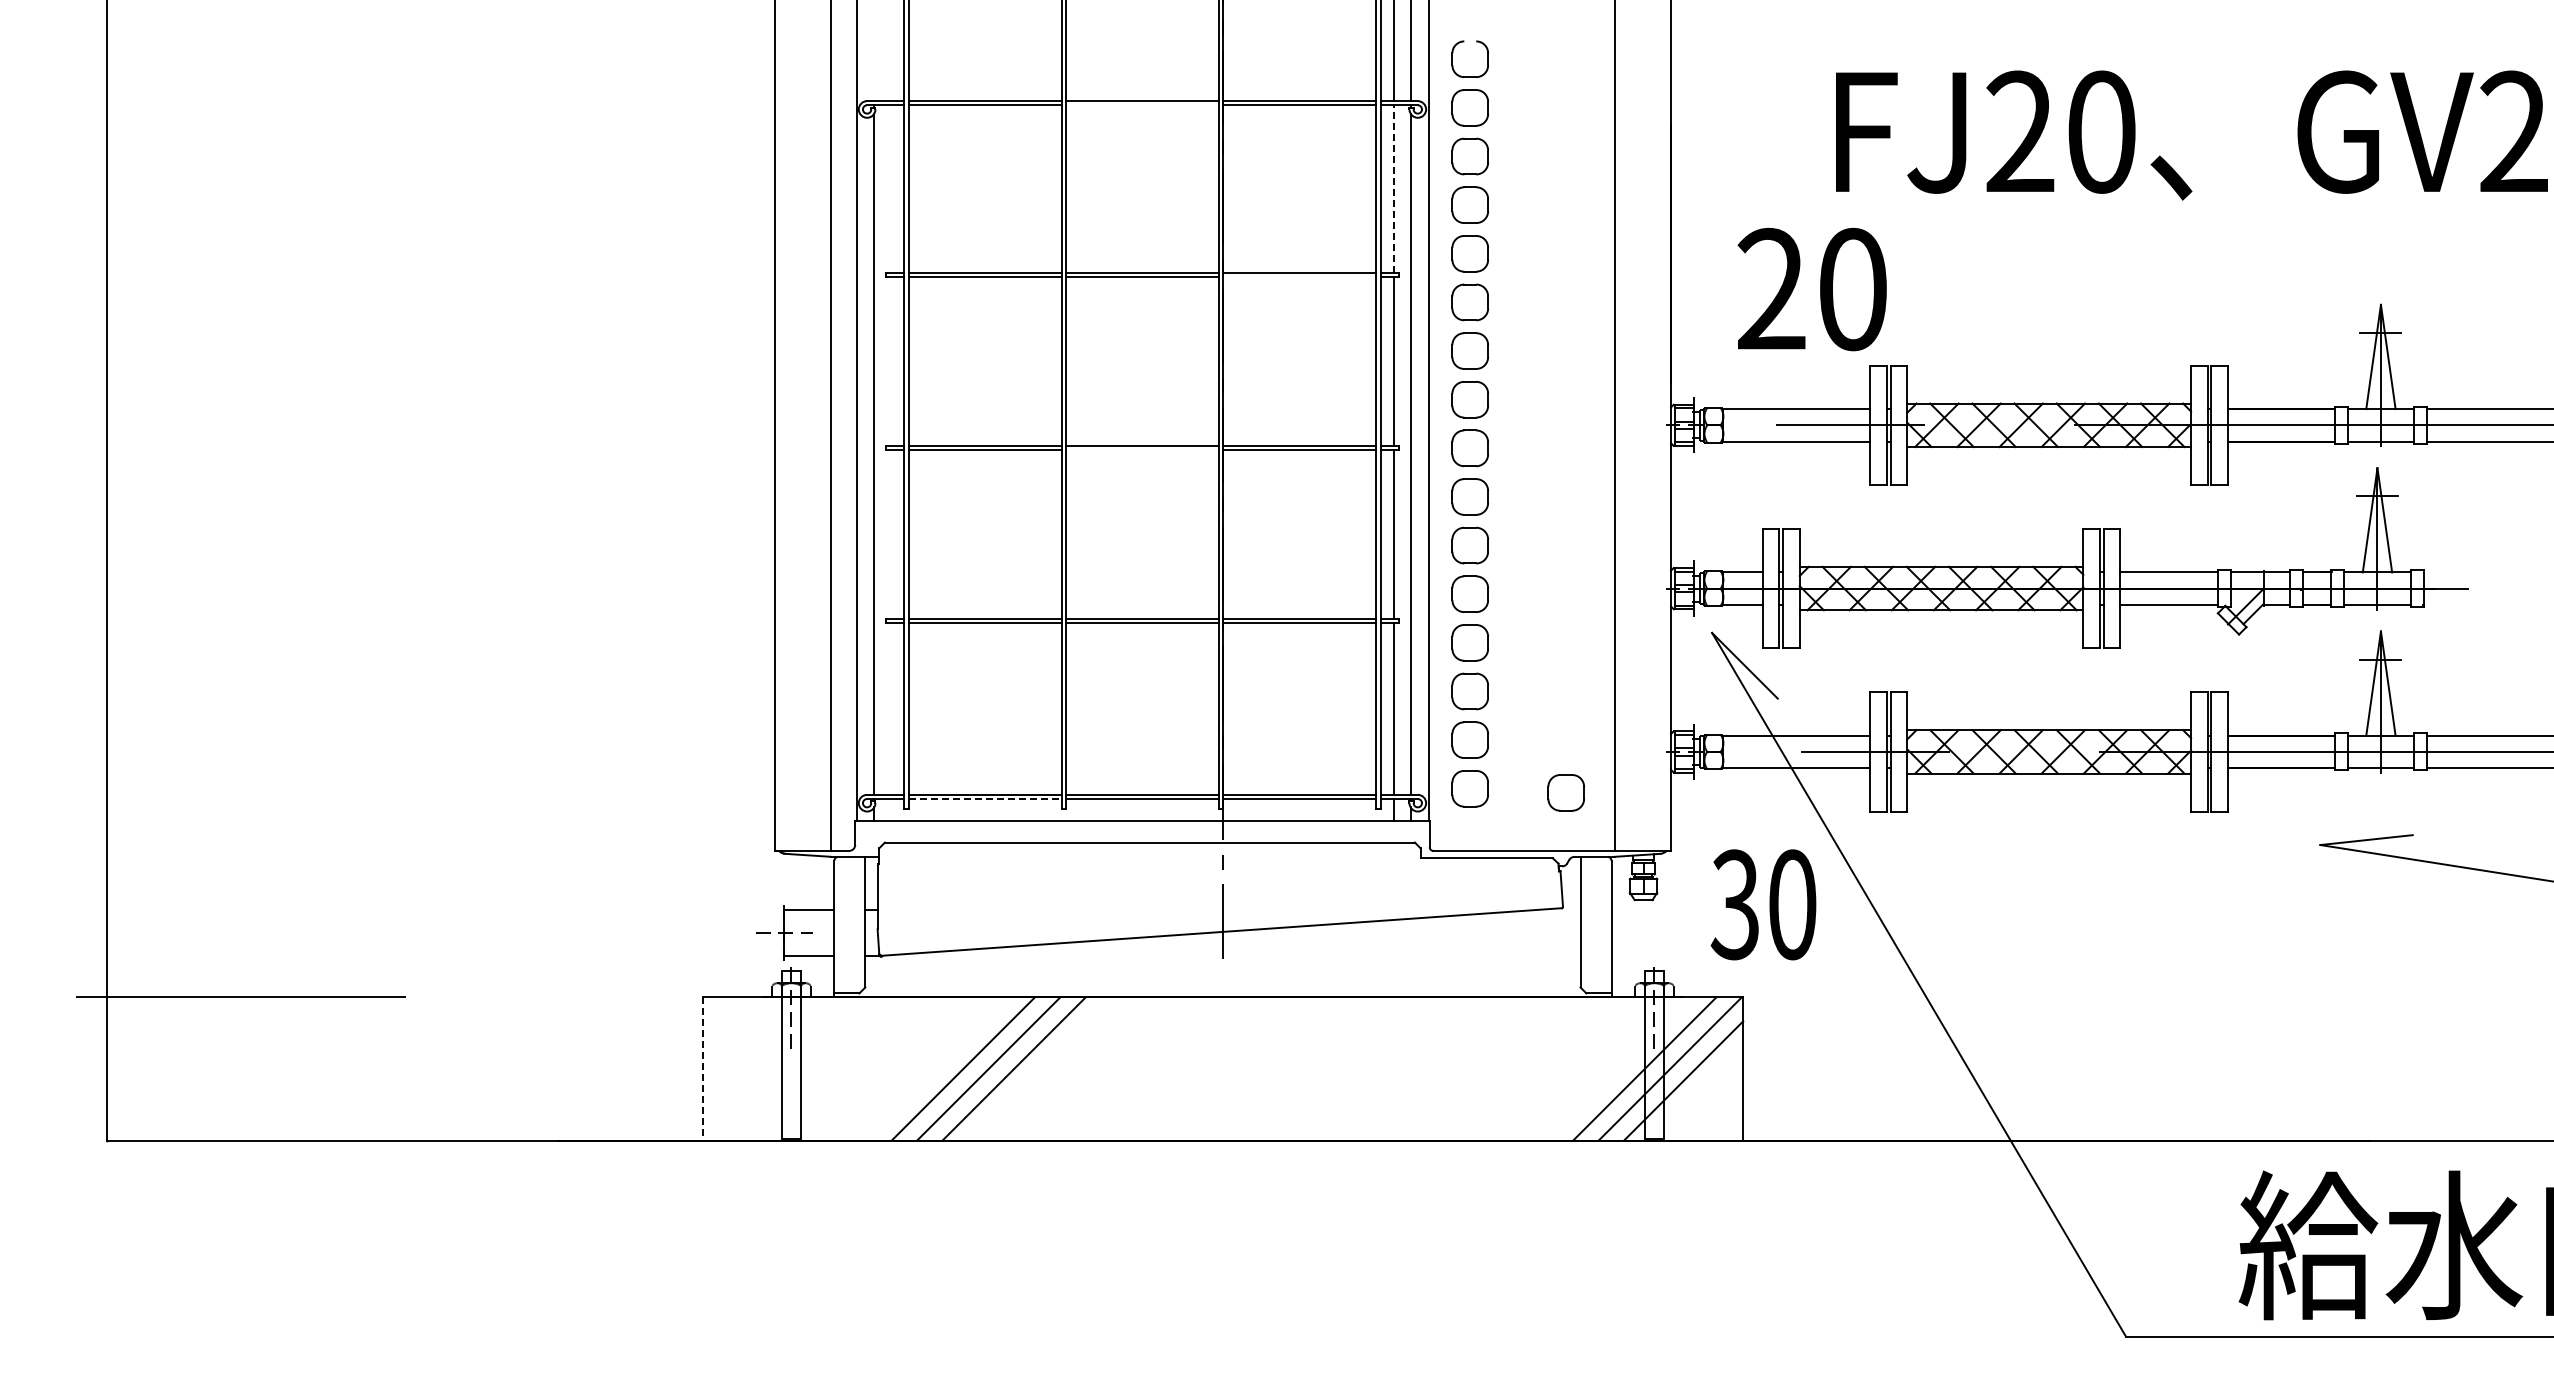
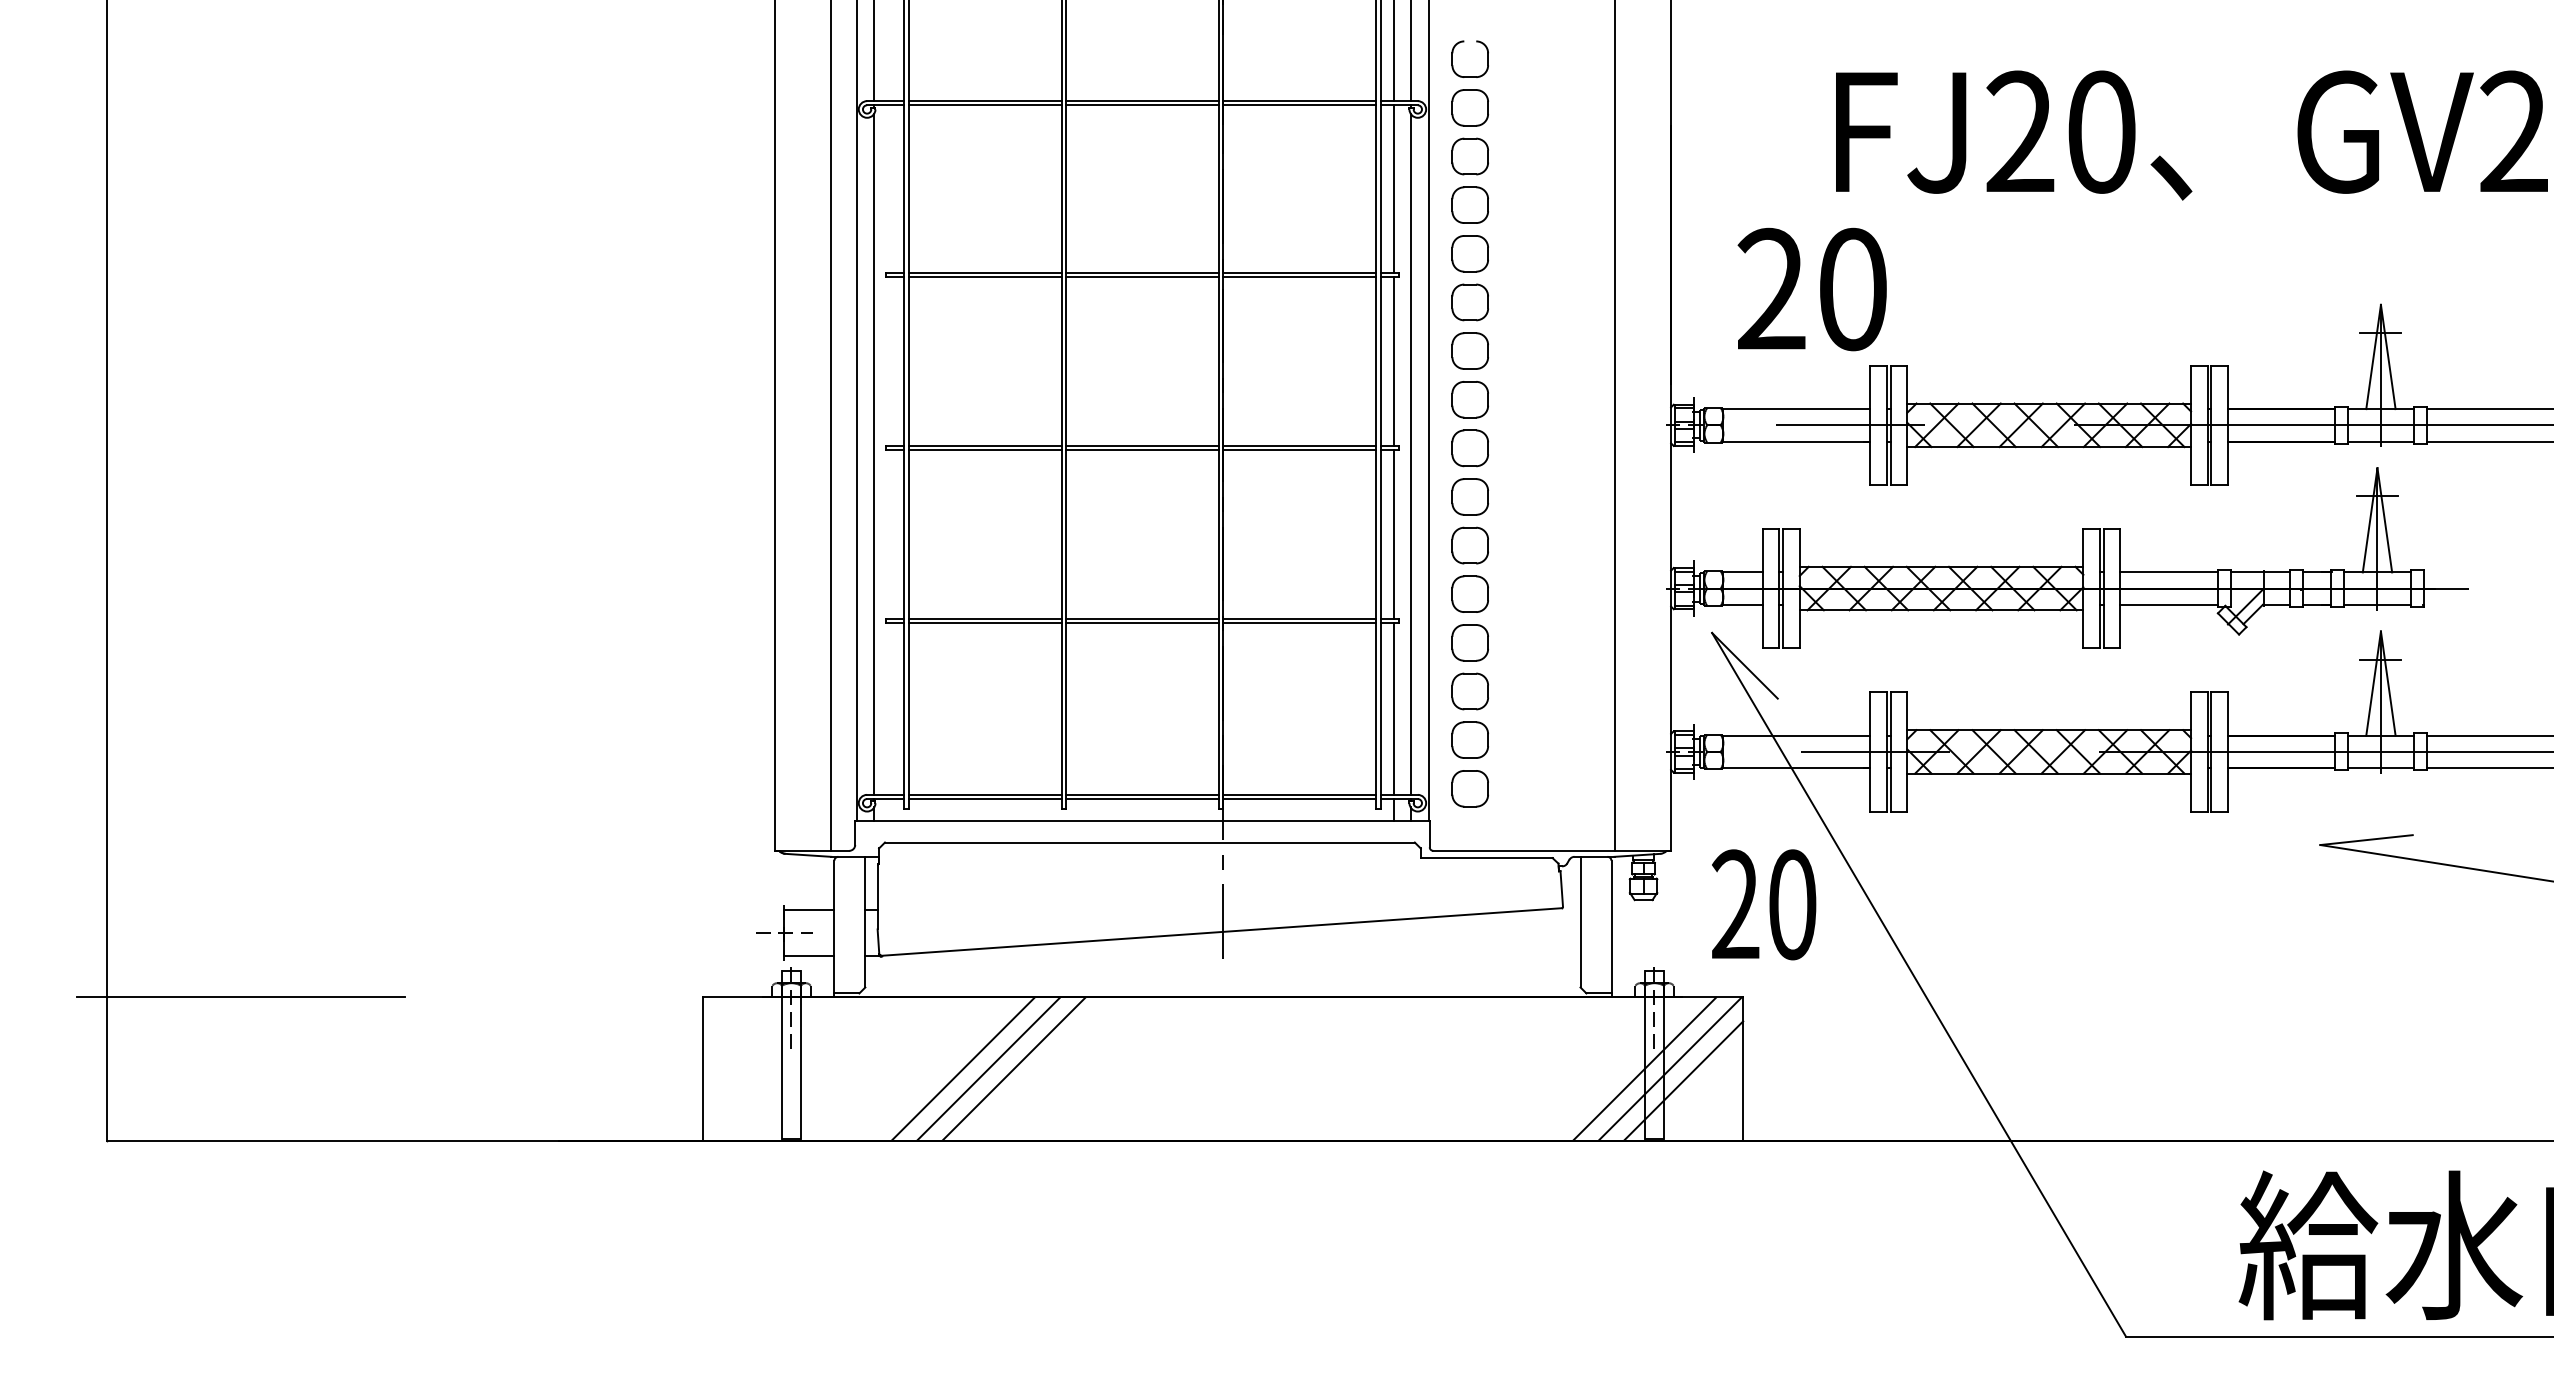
line: none -> present (874, 51)
line: none -> present (1142, 105)
line: dashed -> solid (1393, 189)
line: none -> present (1299, 277)
line: none -> present (1142, 450)
part: present -> none (1565, 792)
line: dashed -> solid (985, 799)
text: 30 -> 20 (1734, 904)
line: dashed -> solid (702, 1069)
